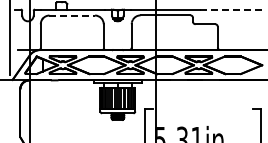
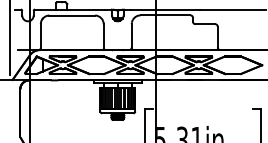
line: dashed -> solid (233, 9)
line: dashed -> solid (72, 15)
